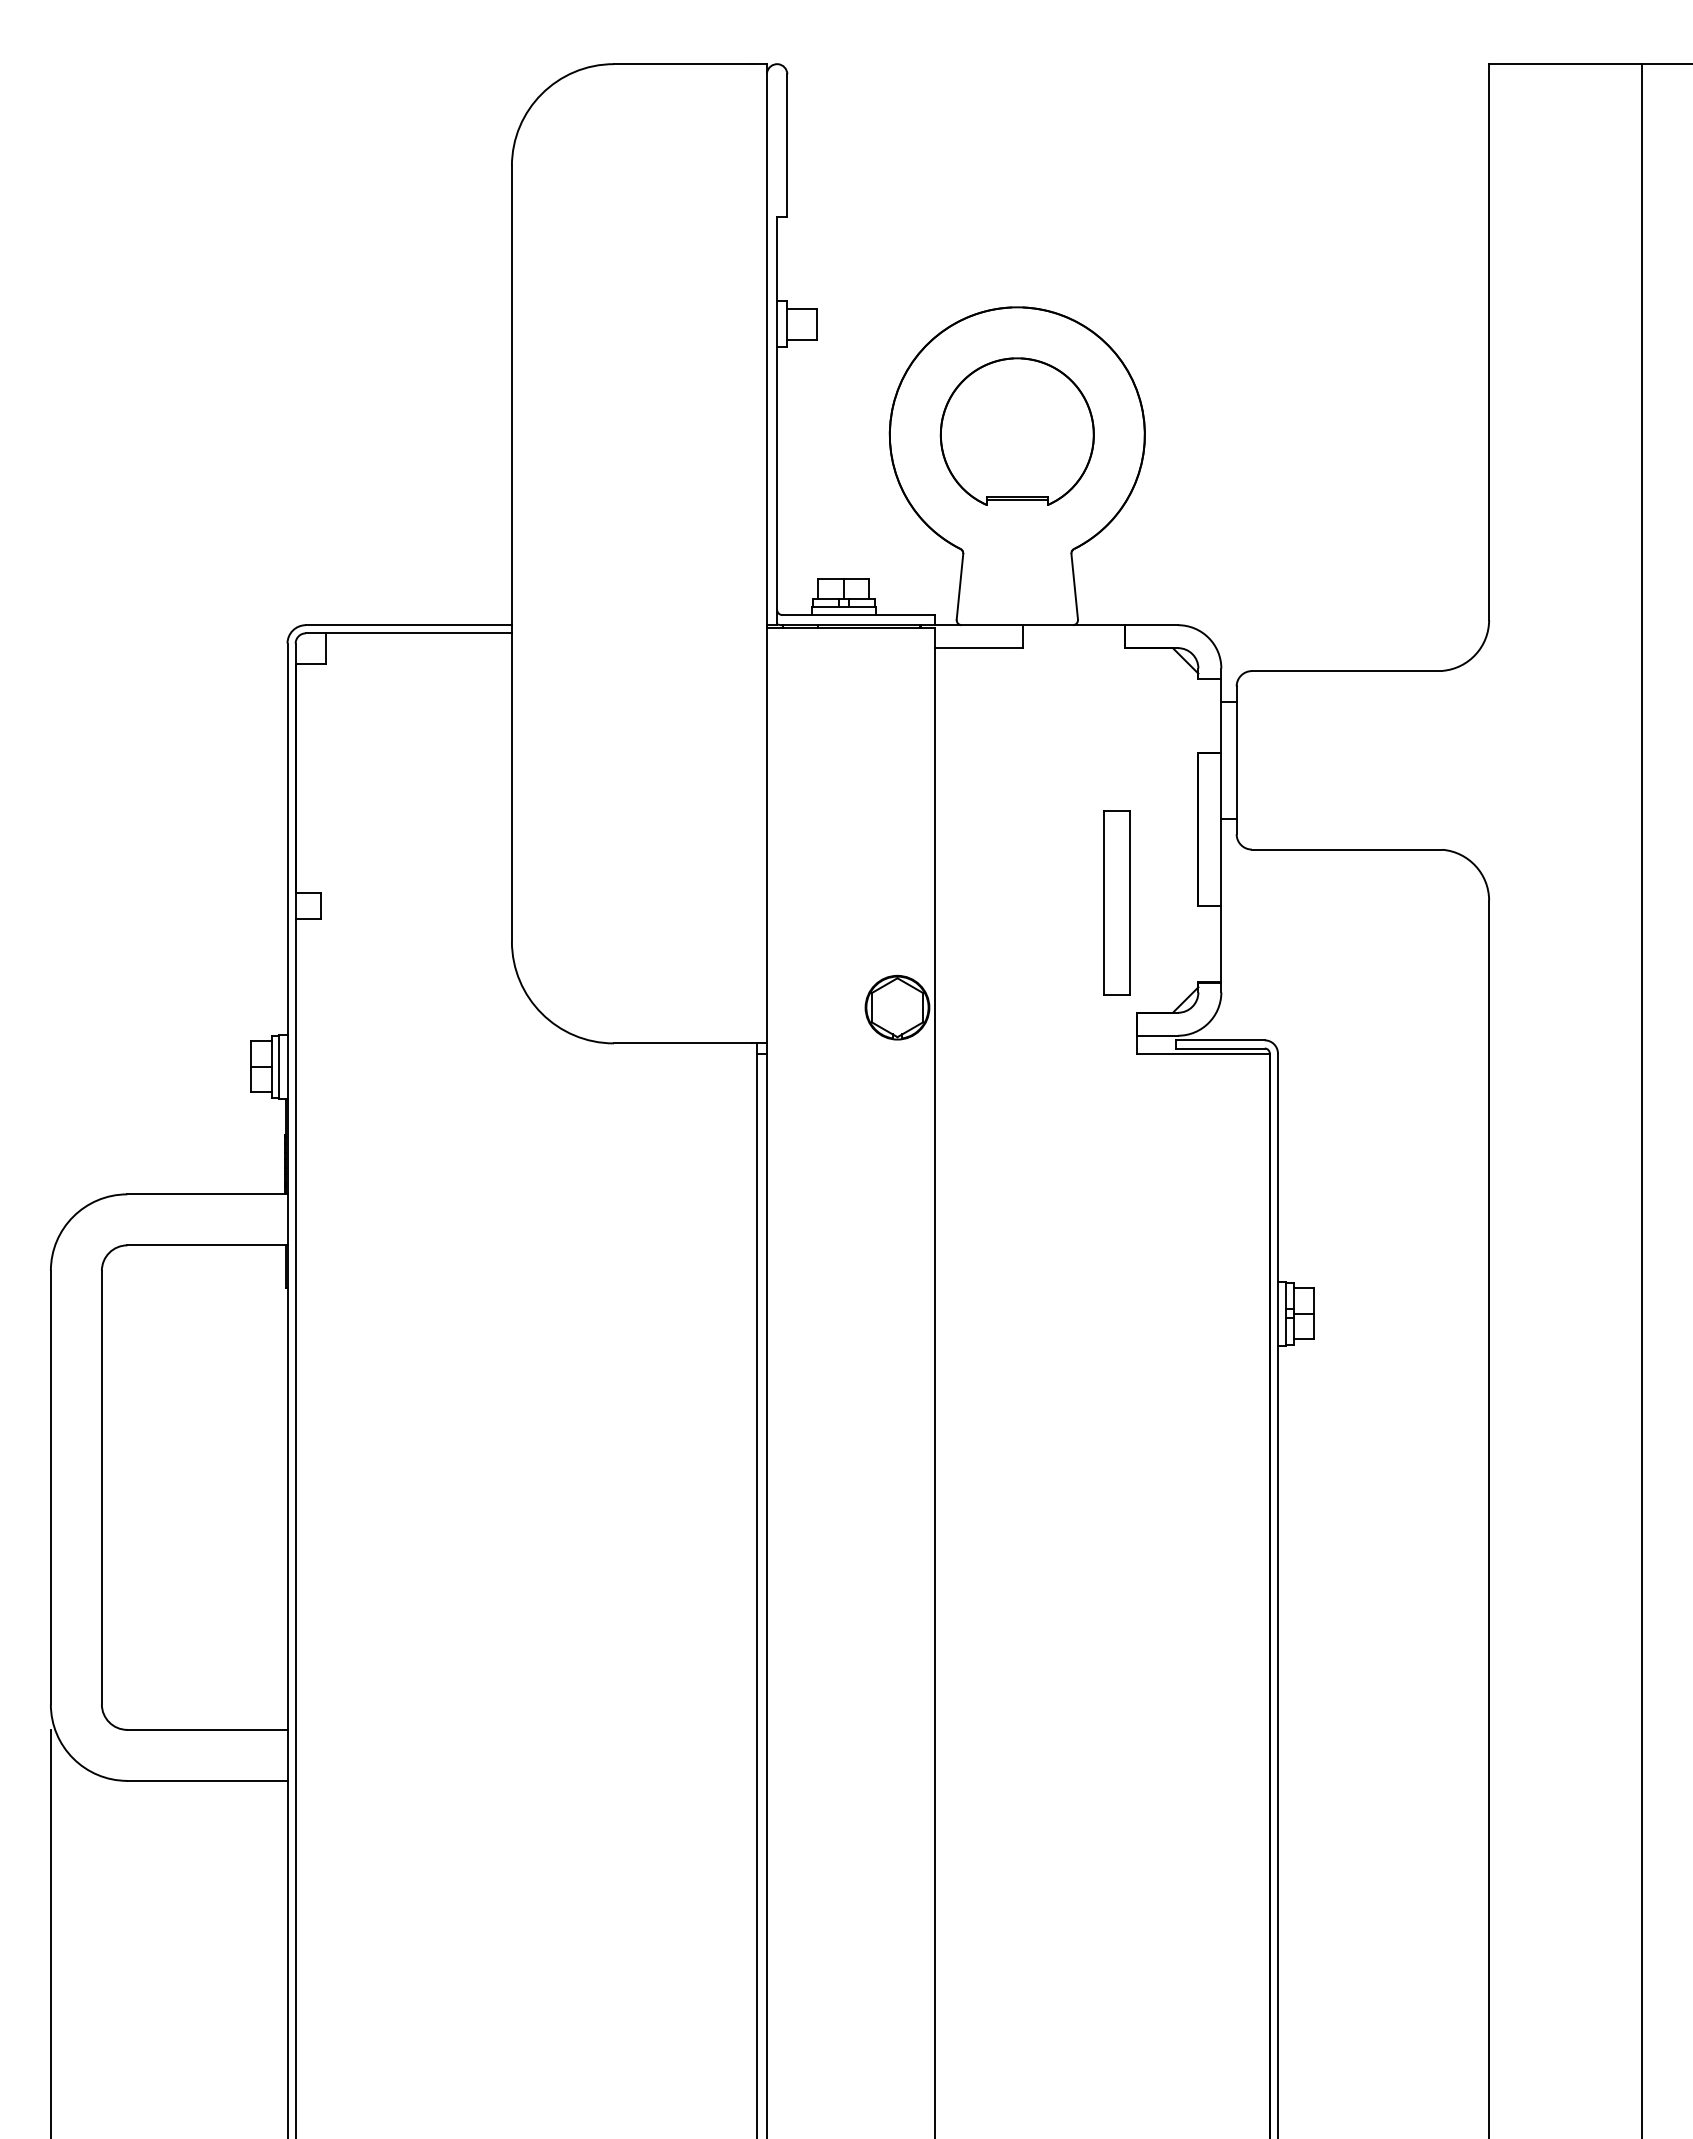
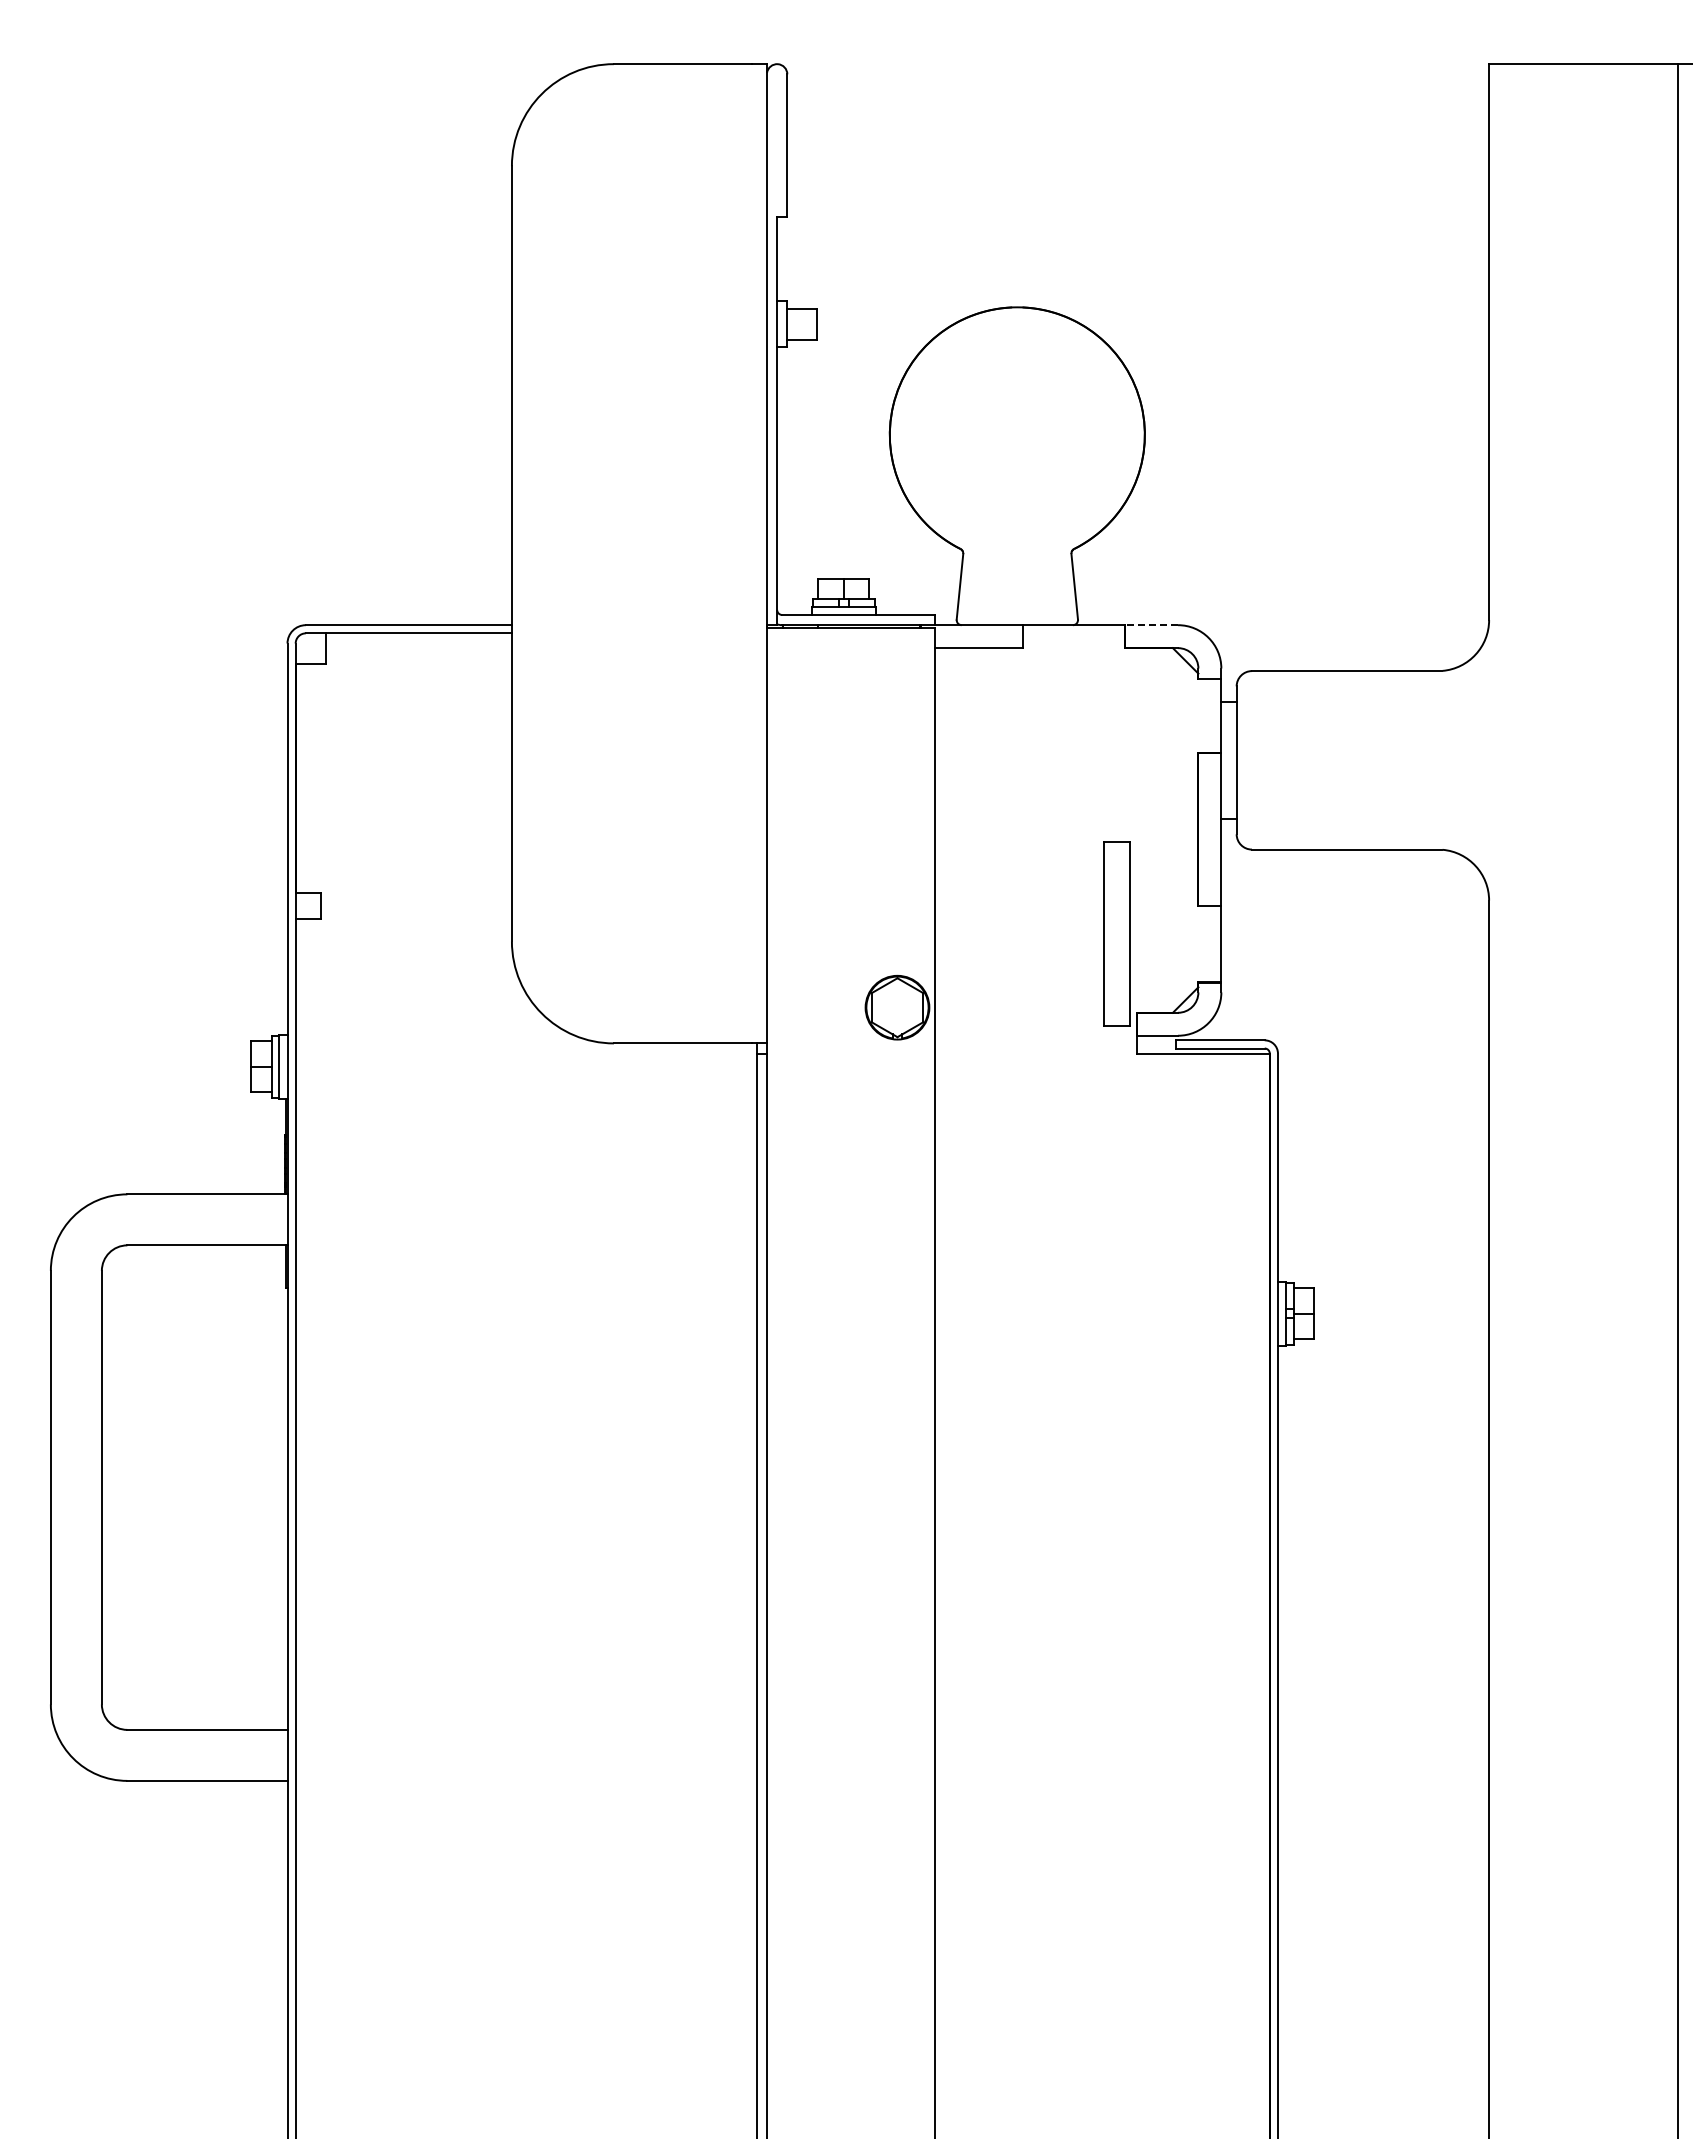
part: present -> none (1016, 431)
line: solid -> dashed (1151, 625)
part position: (1116, 902) -> (1116, 933) (1116, 933)
line position: (1642, 1099) -> (1678, 1099) (1678, 1099)
line: present -> none (50, 1932)
